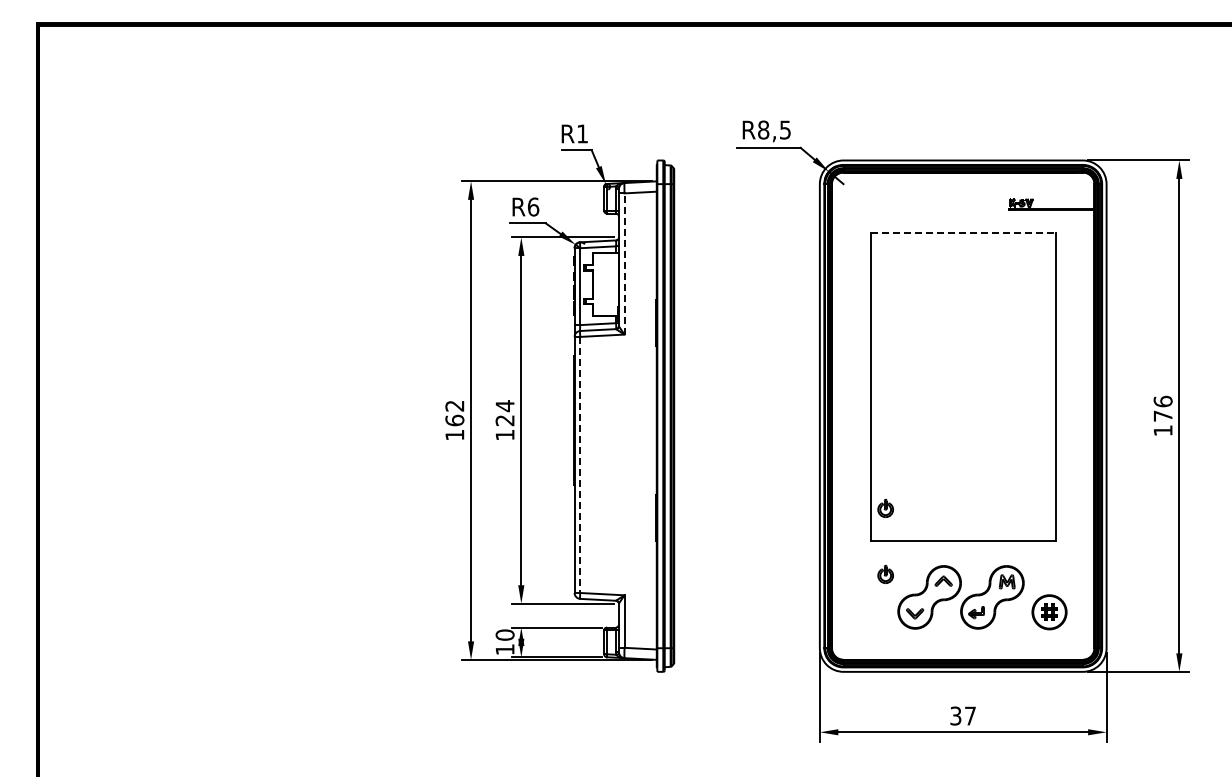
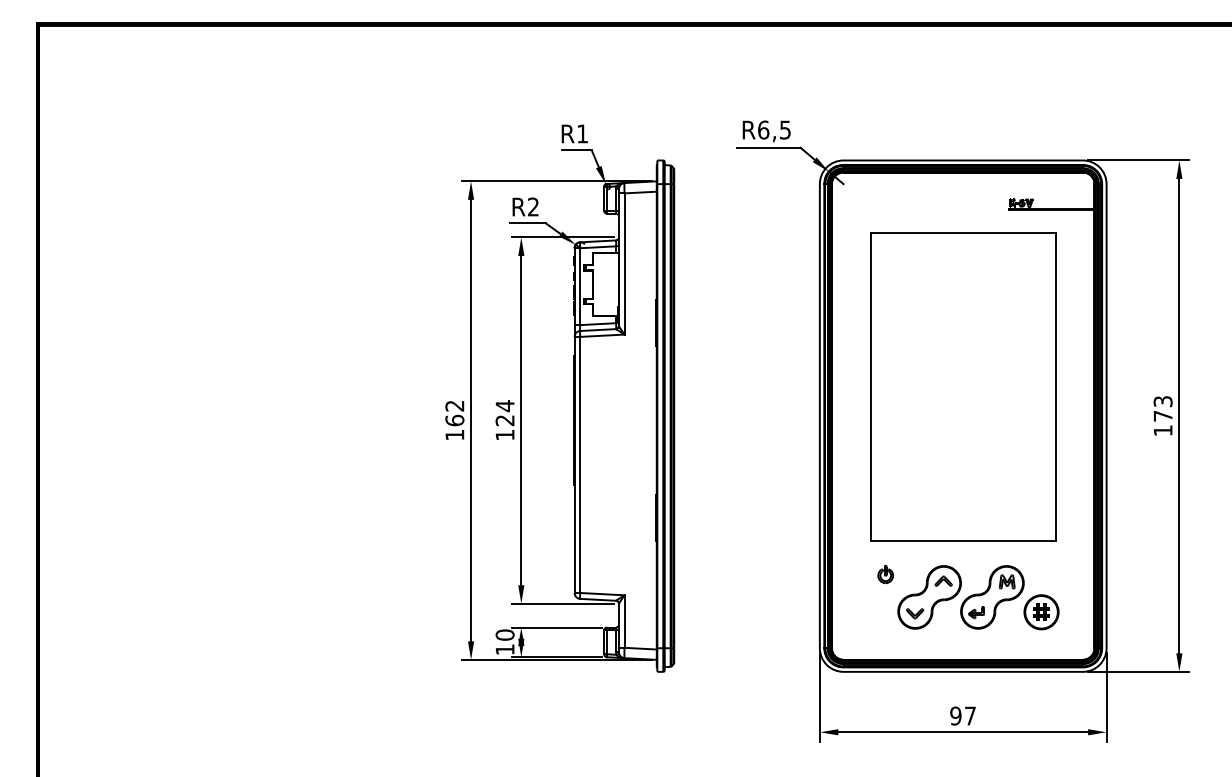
text: R8,5 -> R6,5 (763, 129)
text: R6 -> R2 (533, 206)
line: dashed -> solid (963, 232)
line: dashed -> solid (624, 263)
text: 176 -> 173 (1162, 401)
line: dashed -> solid (580, 465)
part: present -> none (885, 507)
part position: (1049, 612) -> (1041, 612) (1041, 612)
text: 37 -> 97 (955, 715)
